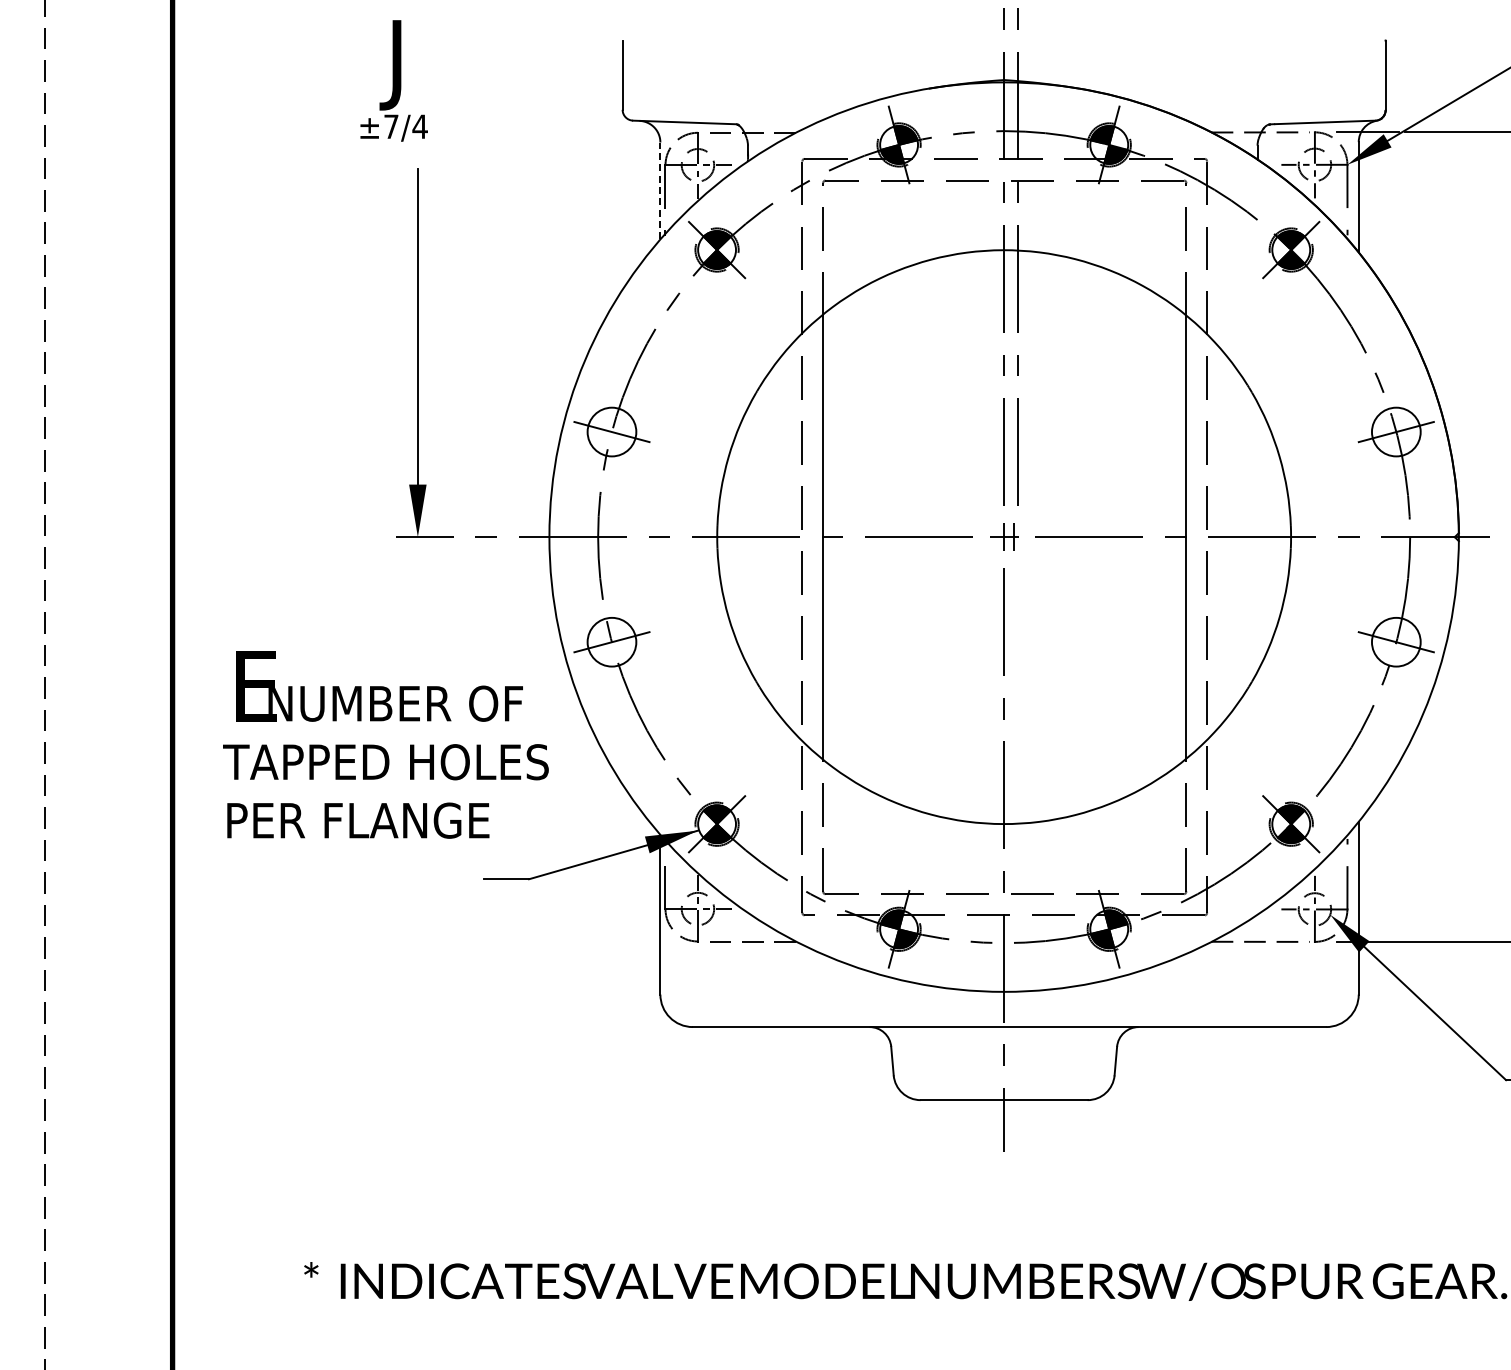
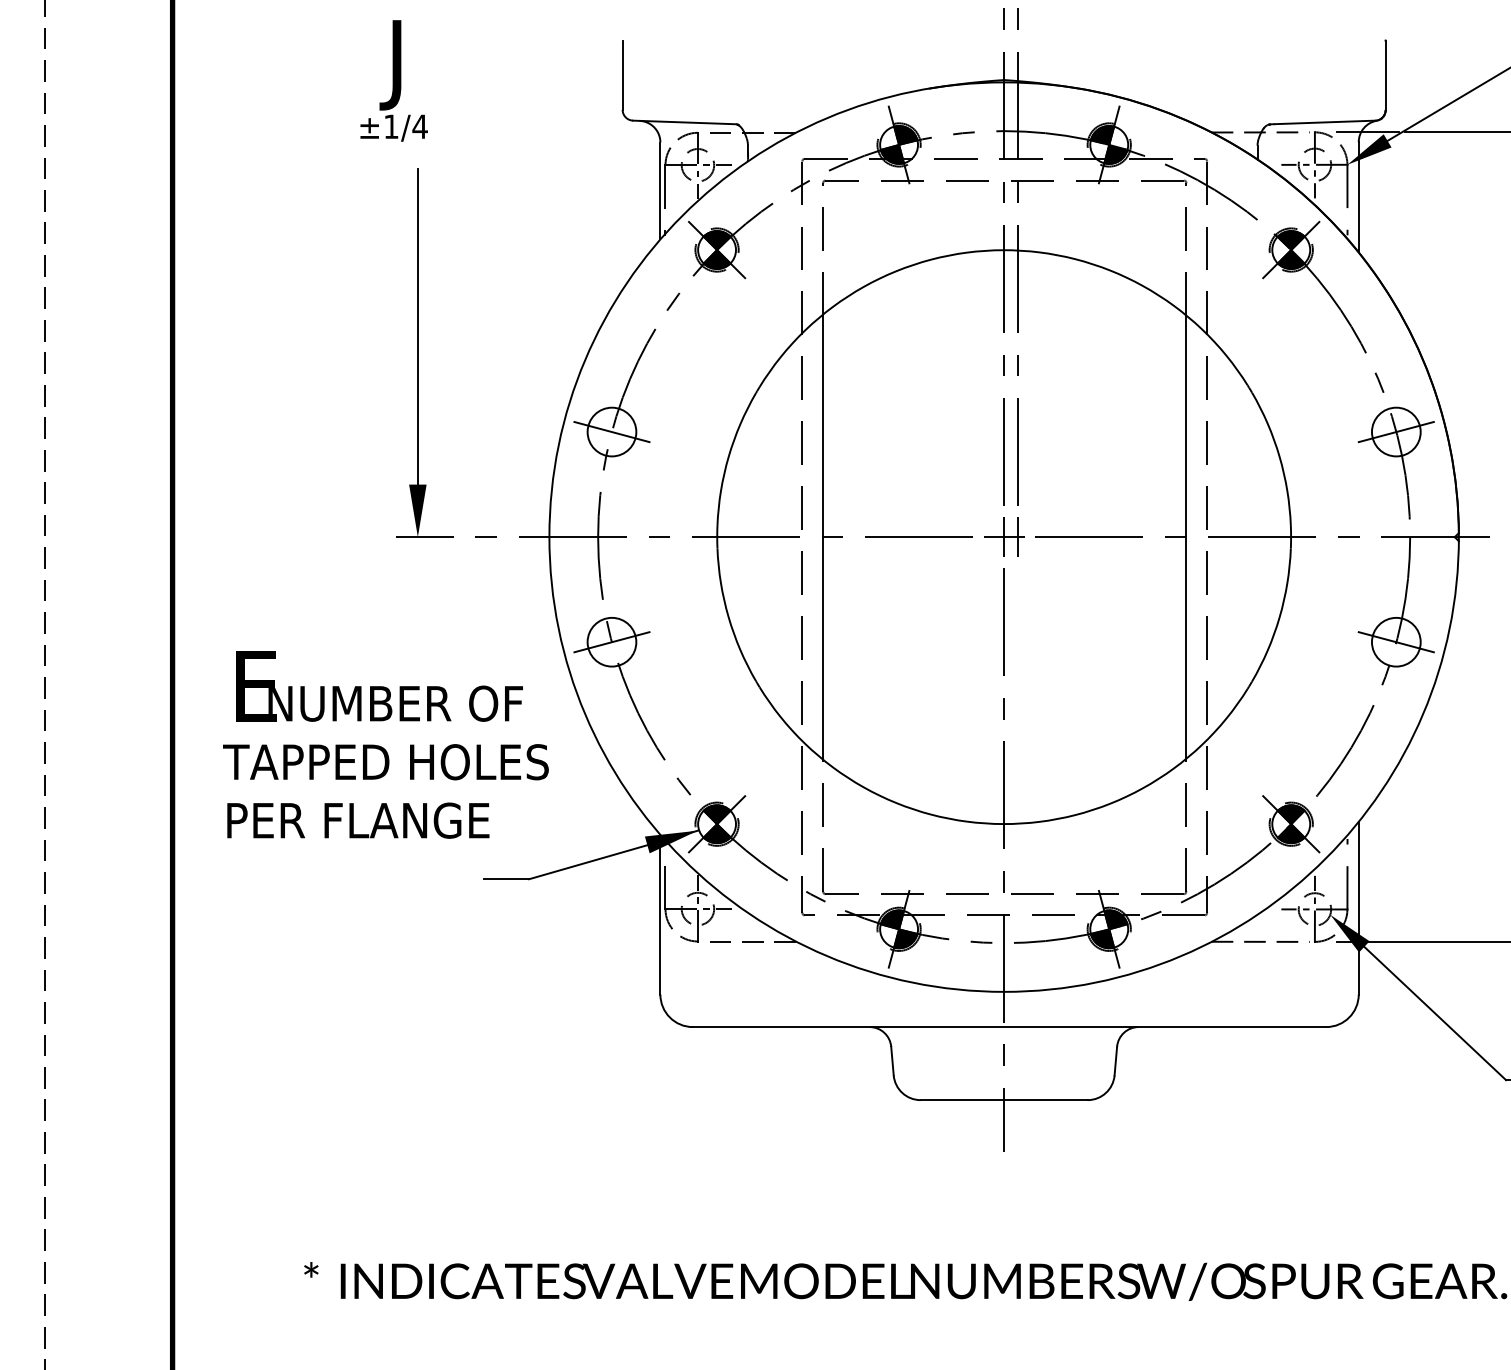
text: ±7/4 -> ±1/4 (391, 126)
line: dashed -> solid (660, 190)
part size: 29x28 px -> 41x40 px (1004, 536)
